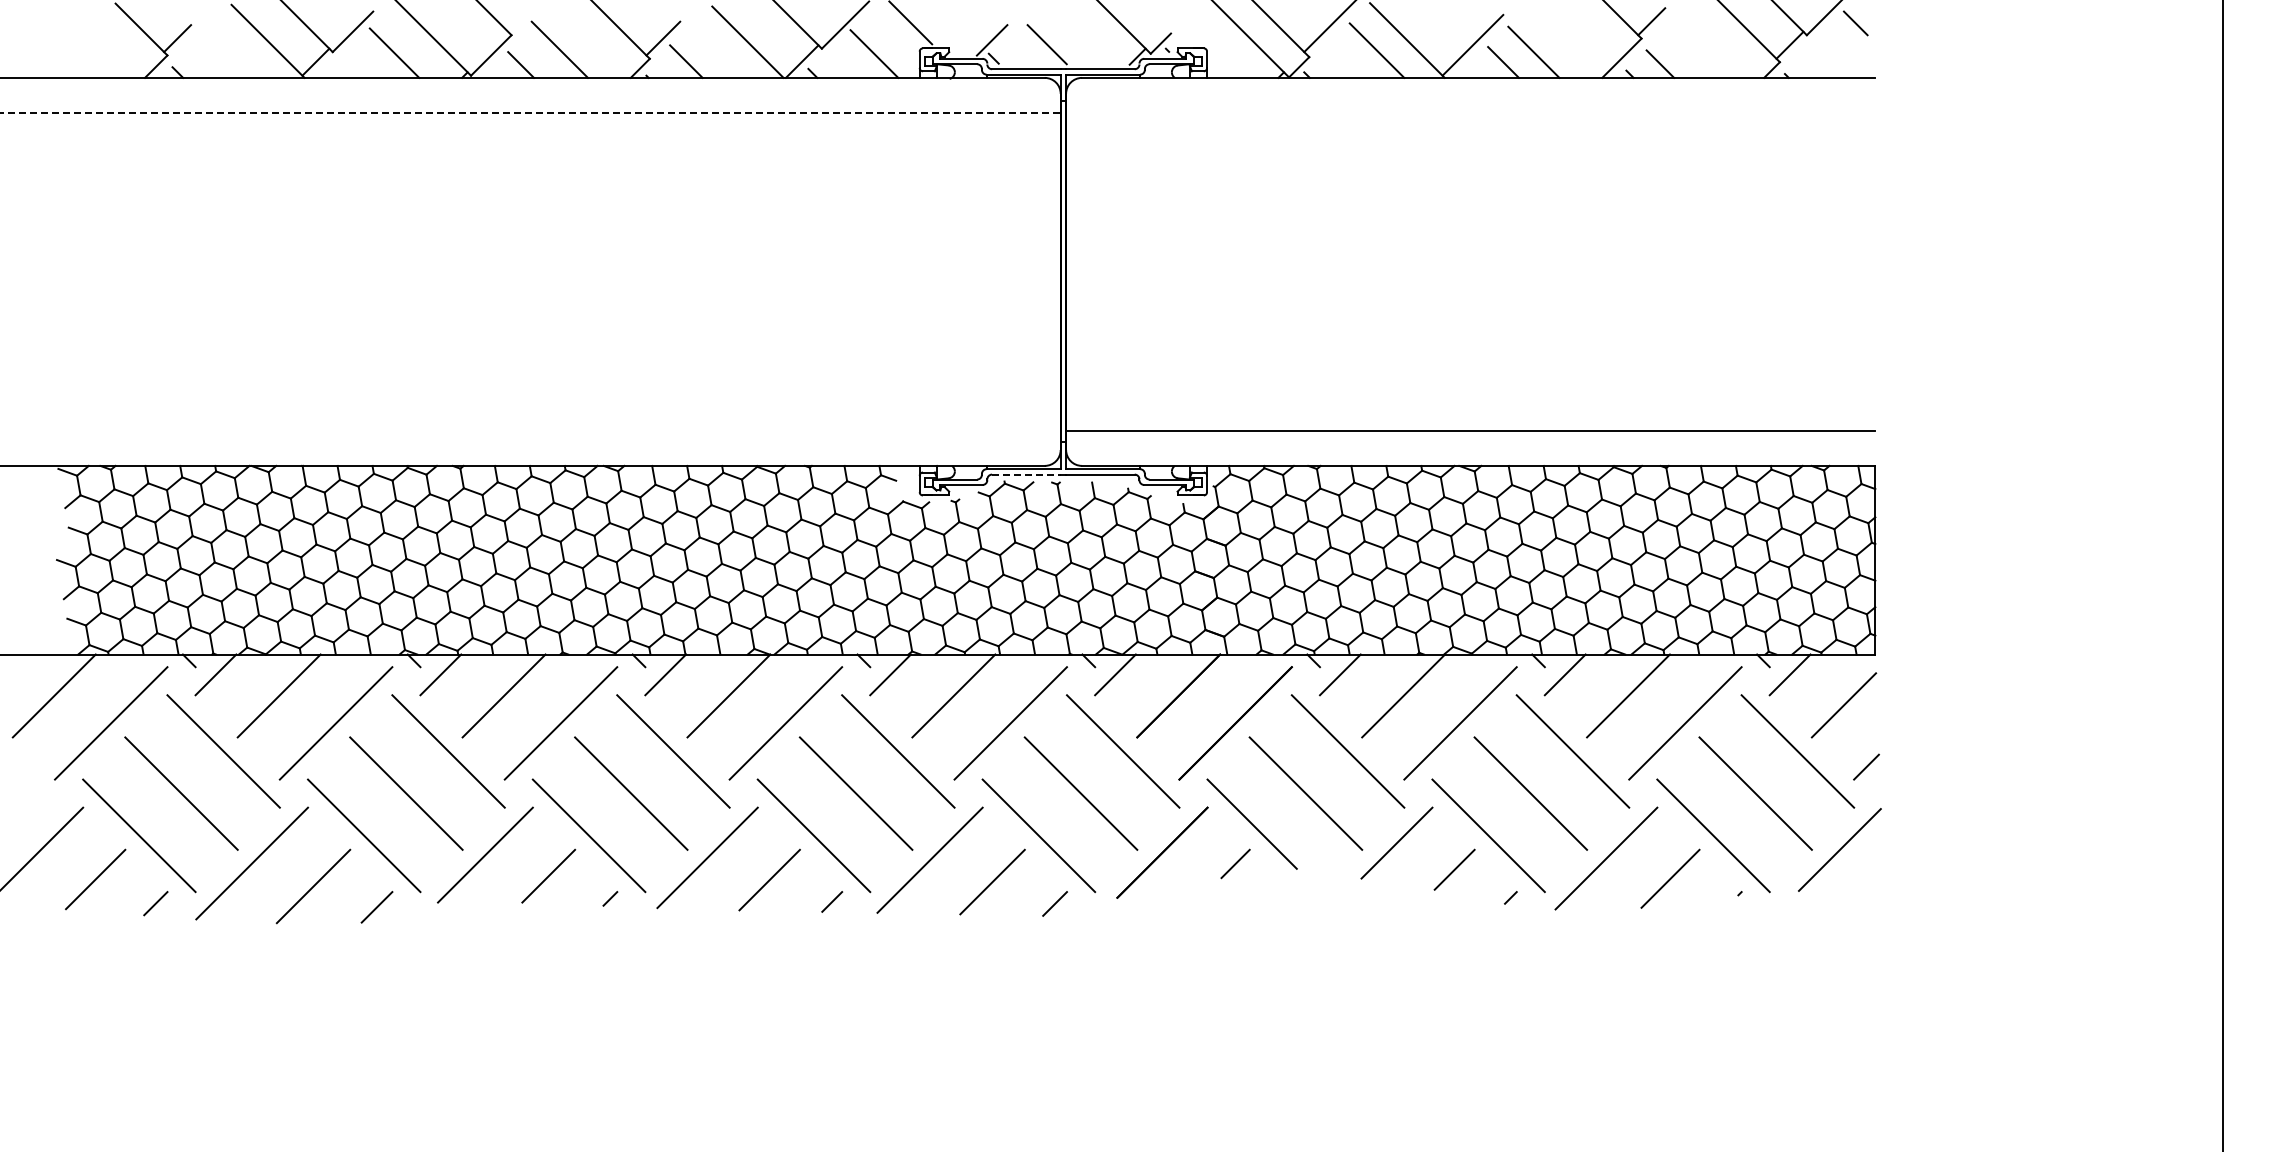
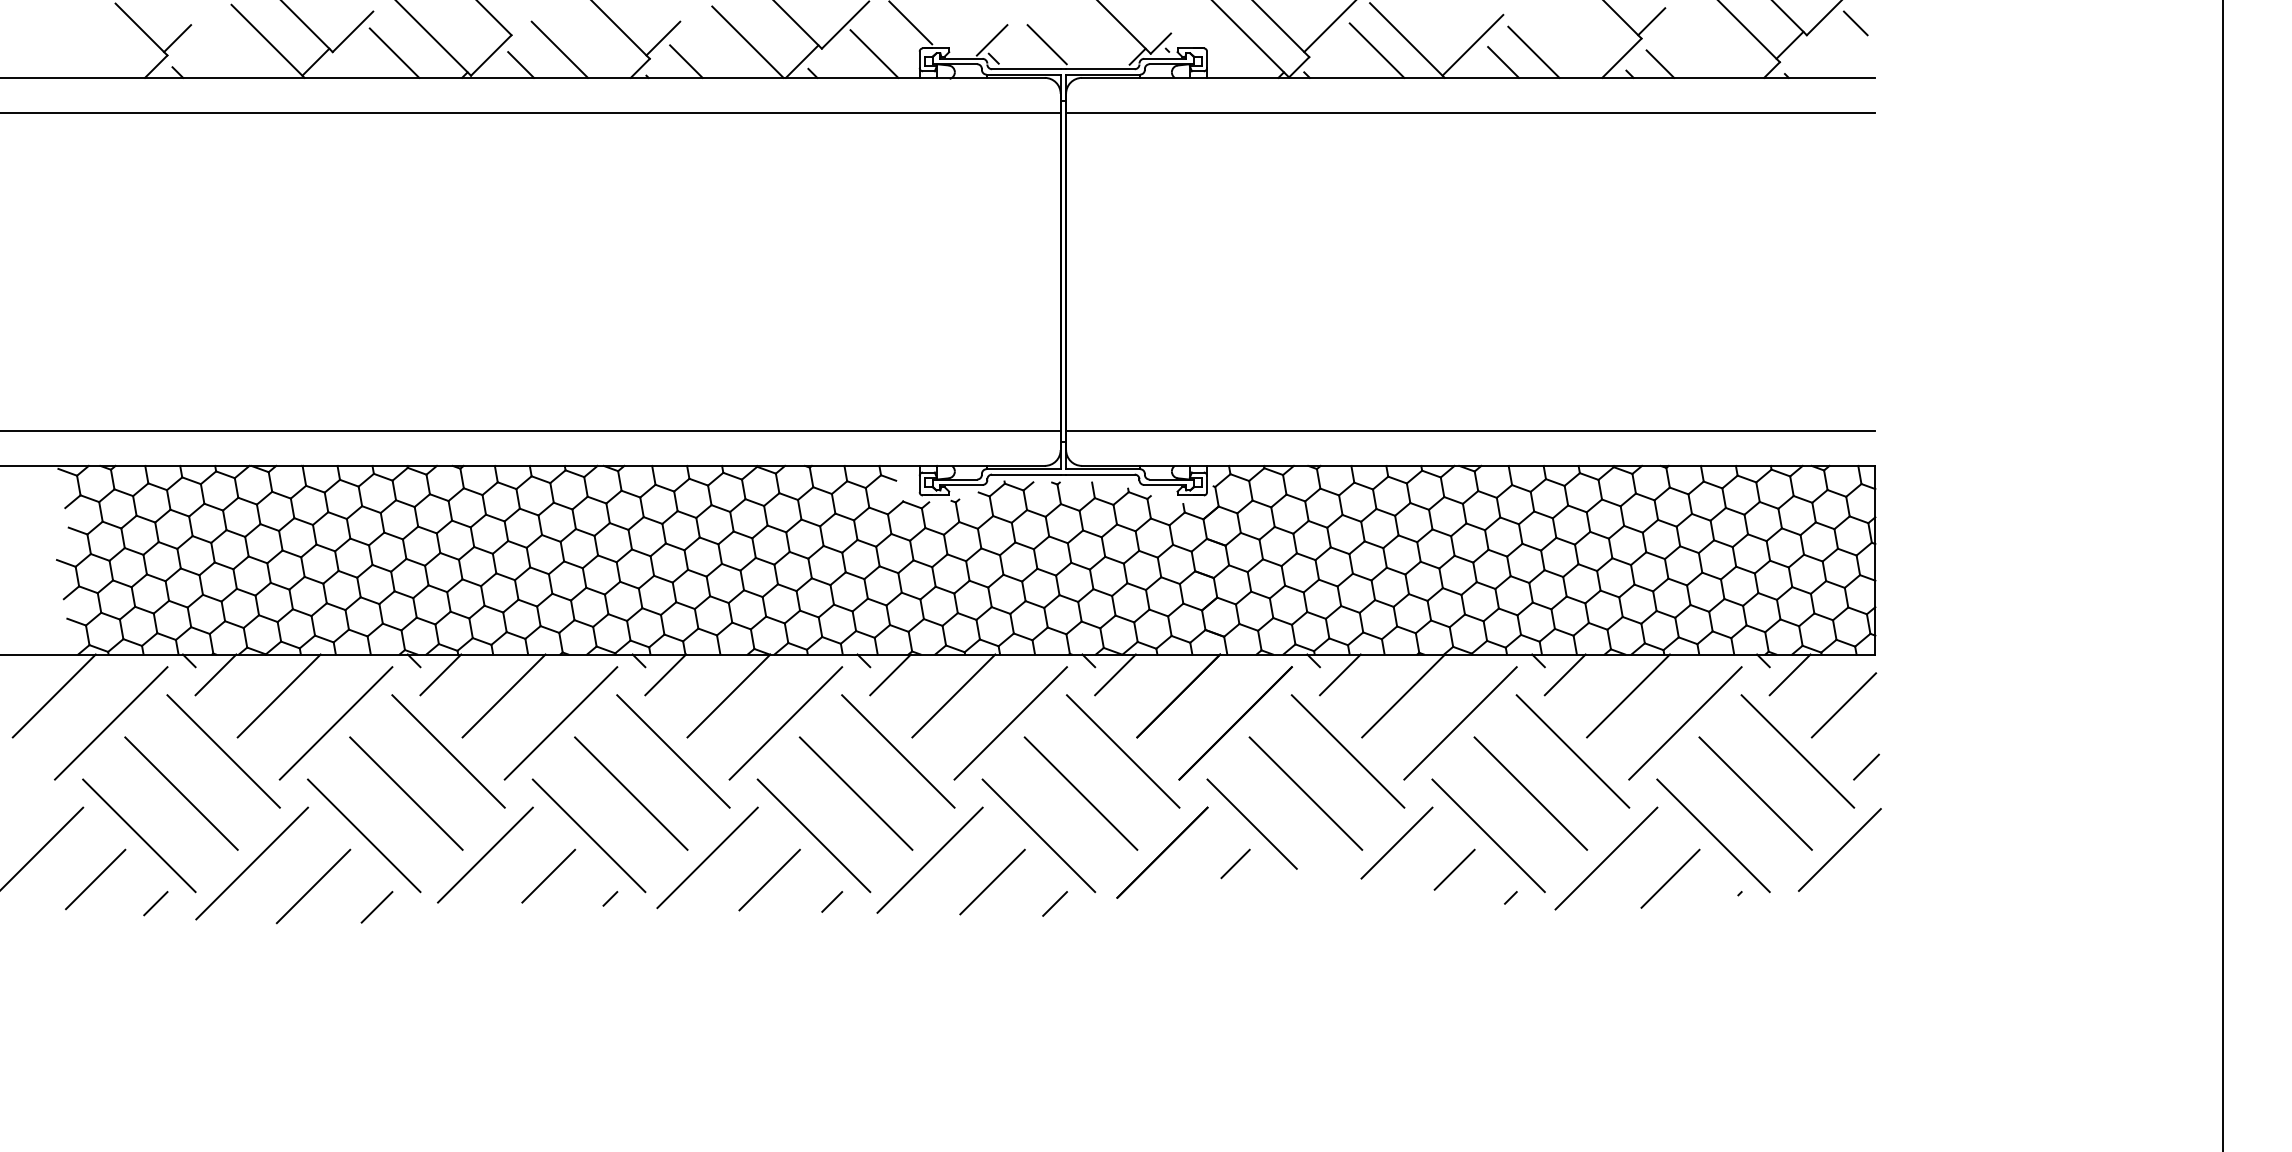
line: dashed -> solid (530, 112)
line: none -> present (1470, 112)
line: none -> present (531, 430)
line: dashed -> solid (1026, 474)
